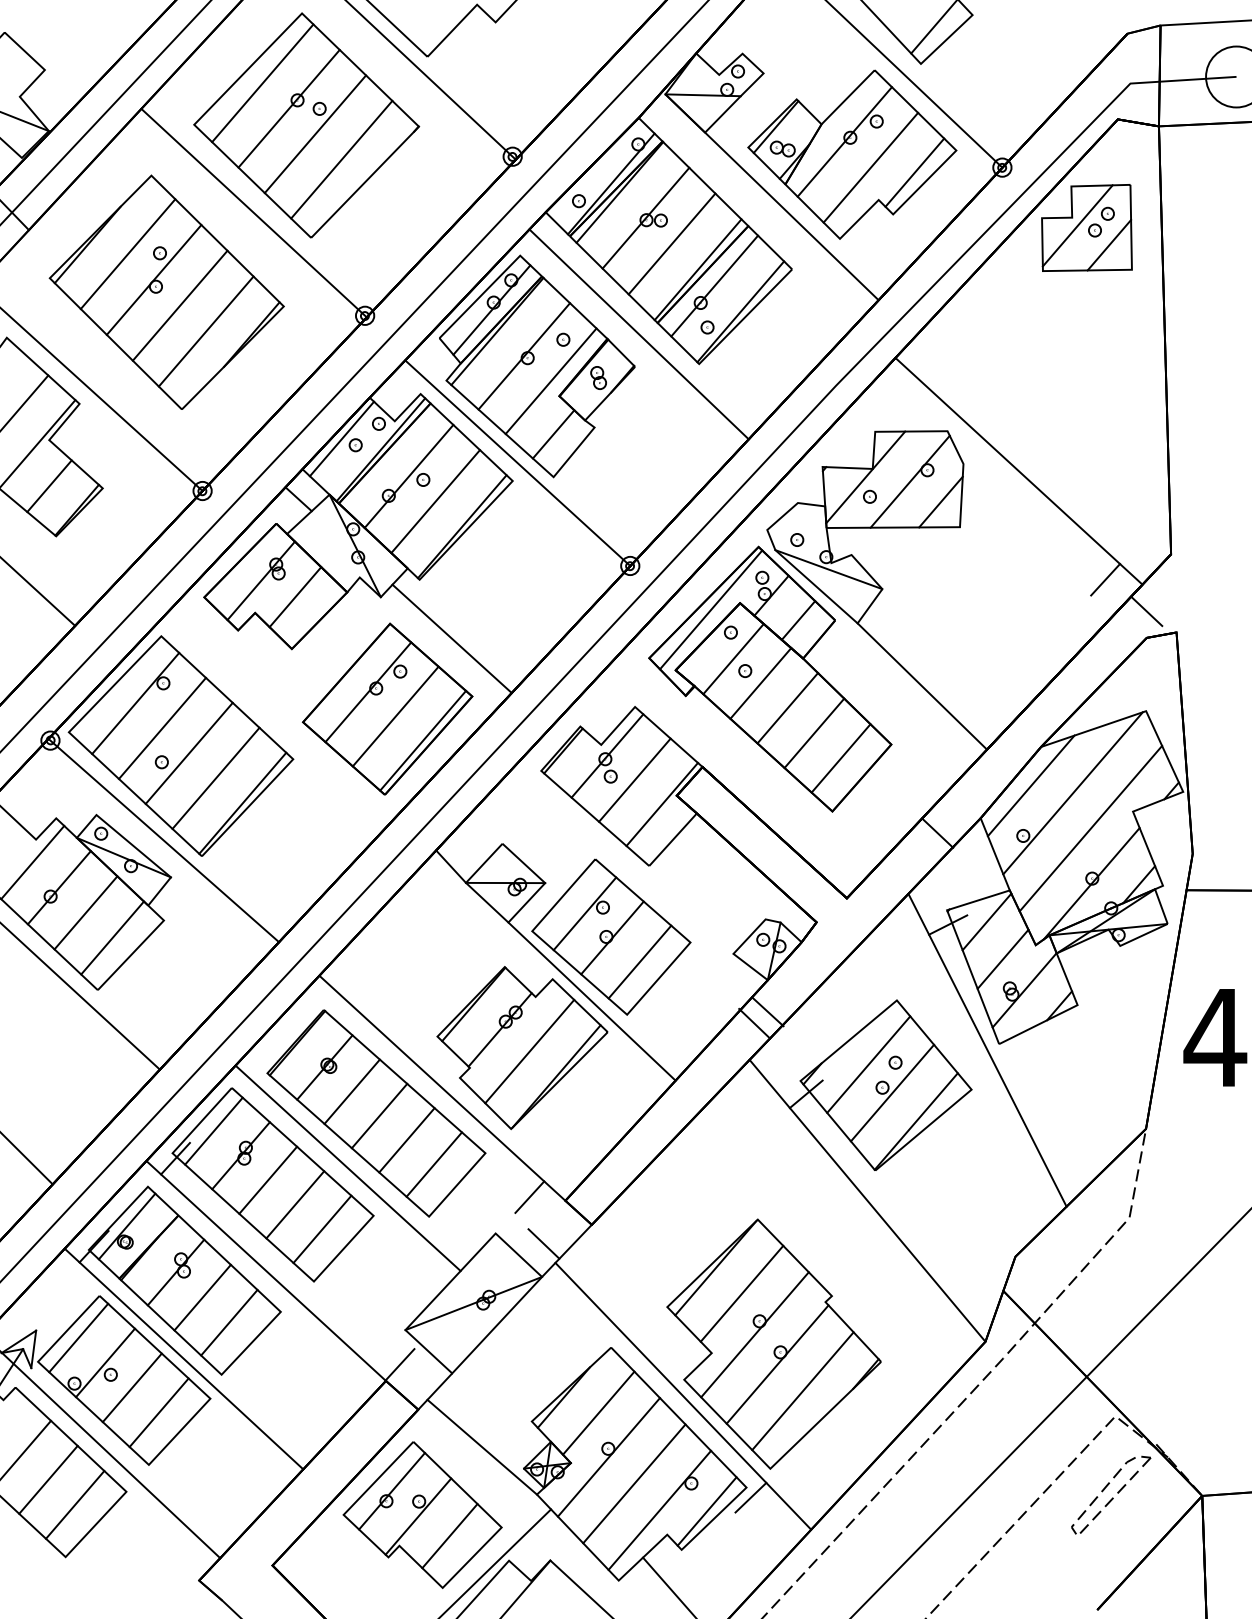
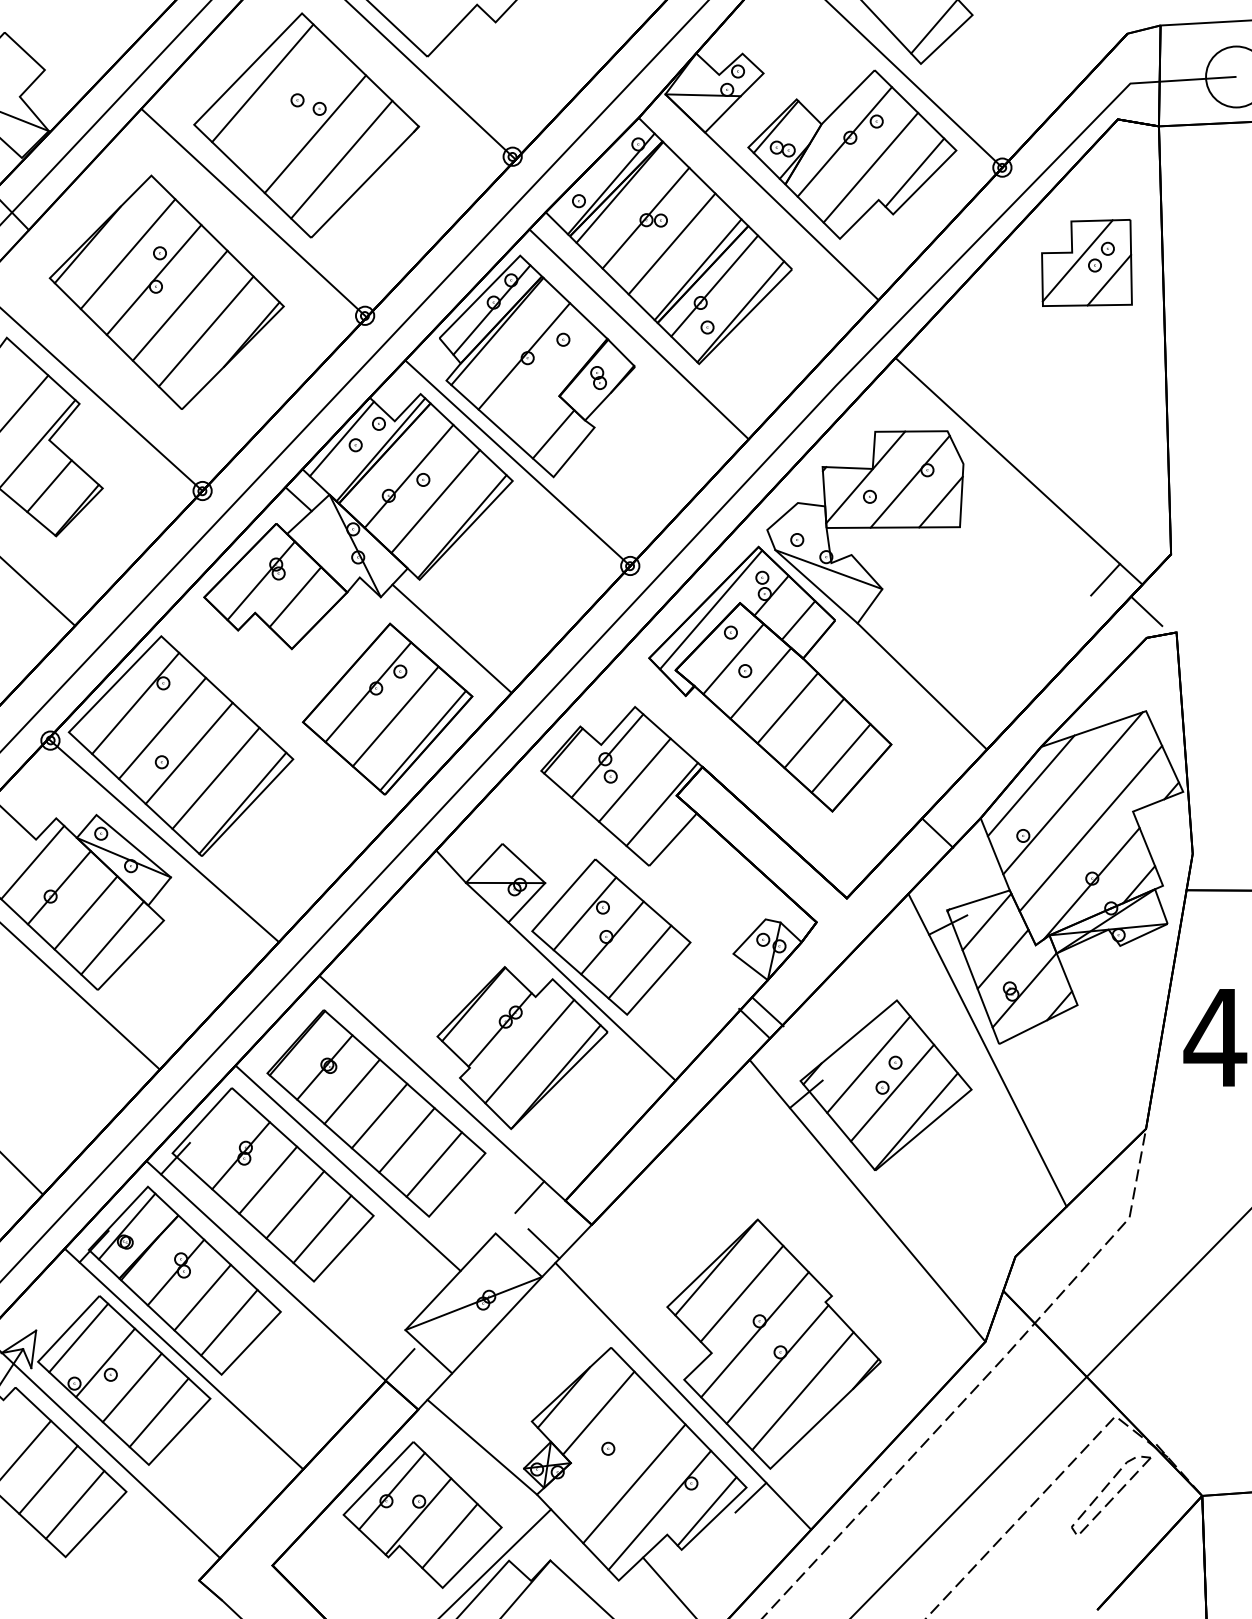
line: present -> none (288, 108)
part position: (1086, 227) -> (1086, 262) (1086, 262)
line: present -> none (550, 381)
line: present -> none (213, 1130)
line position: (27, 1159) -> (22, 1174) (22, 1174)
line: present -> none (608, 1457)
